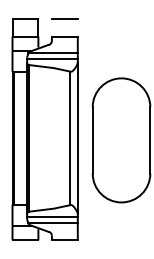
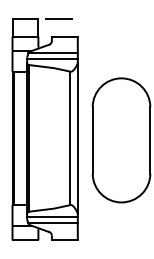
line position: (64, 18) -> (58, 18) (58, 18)
